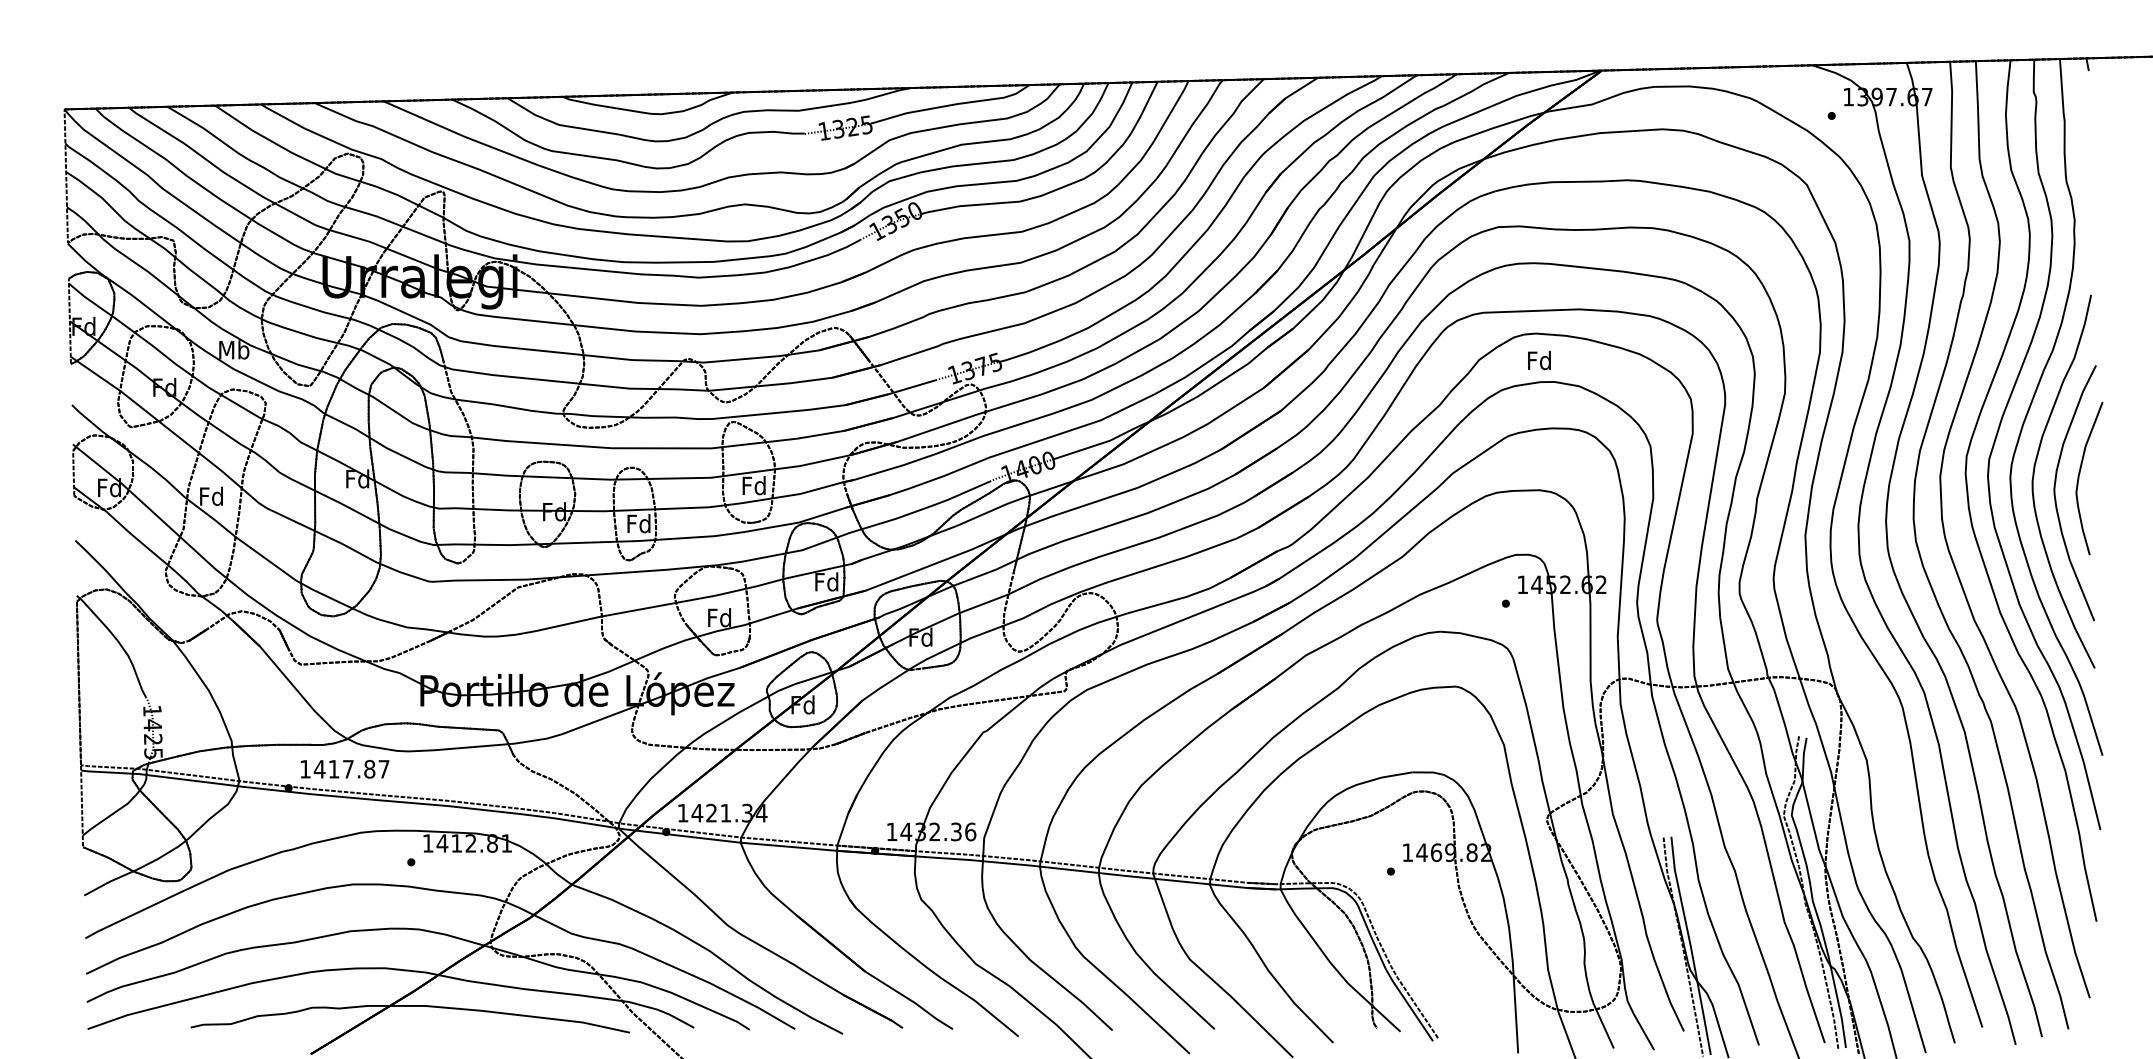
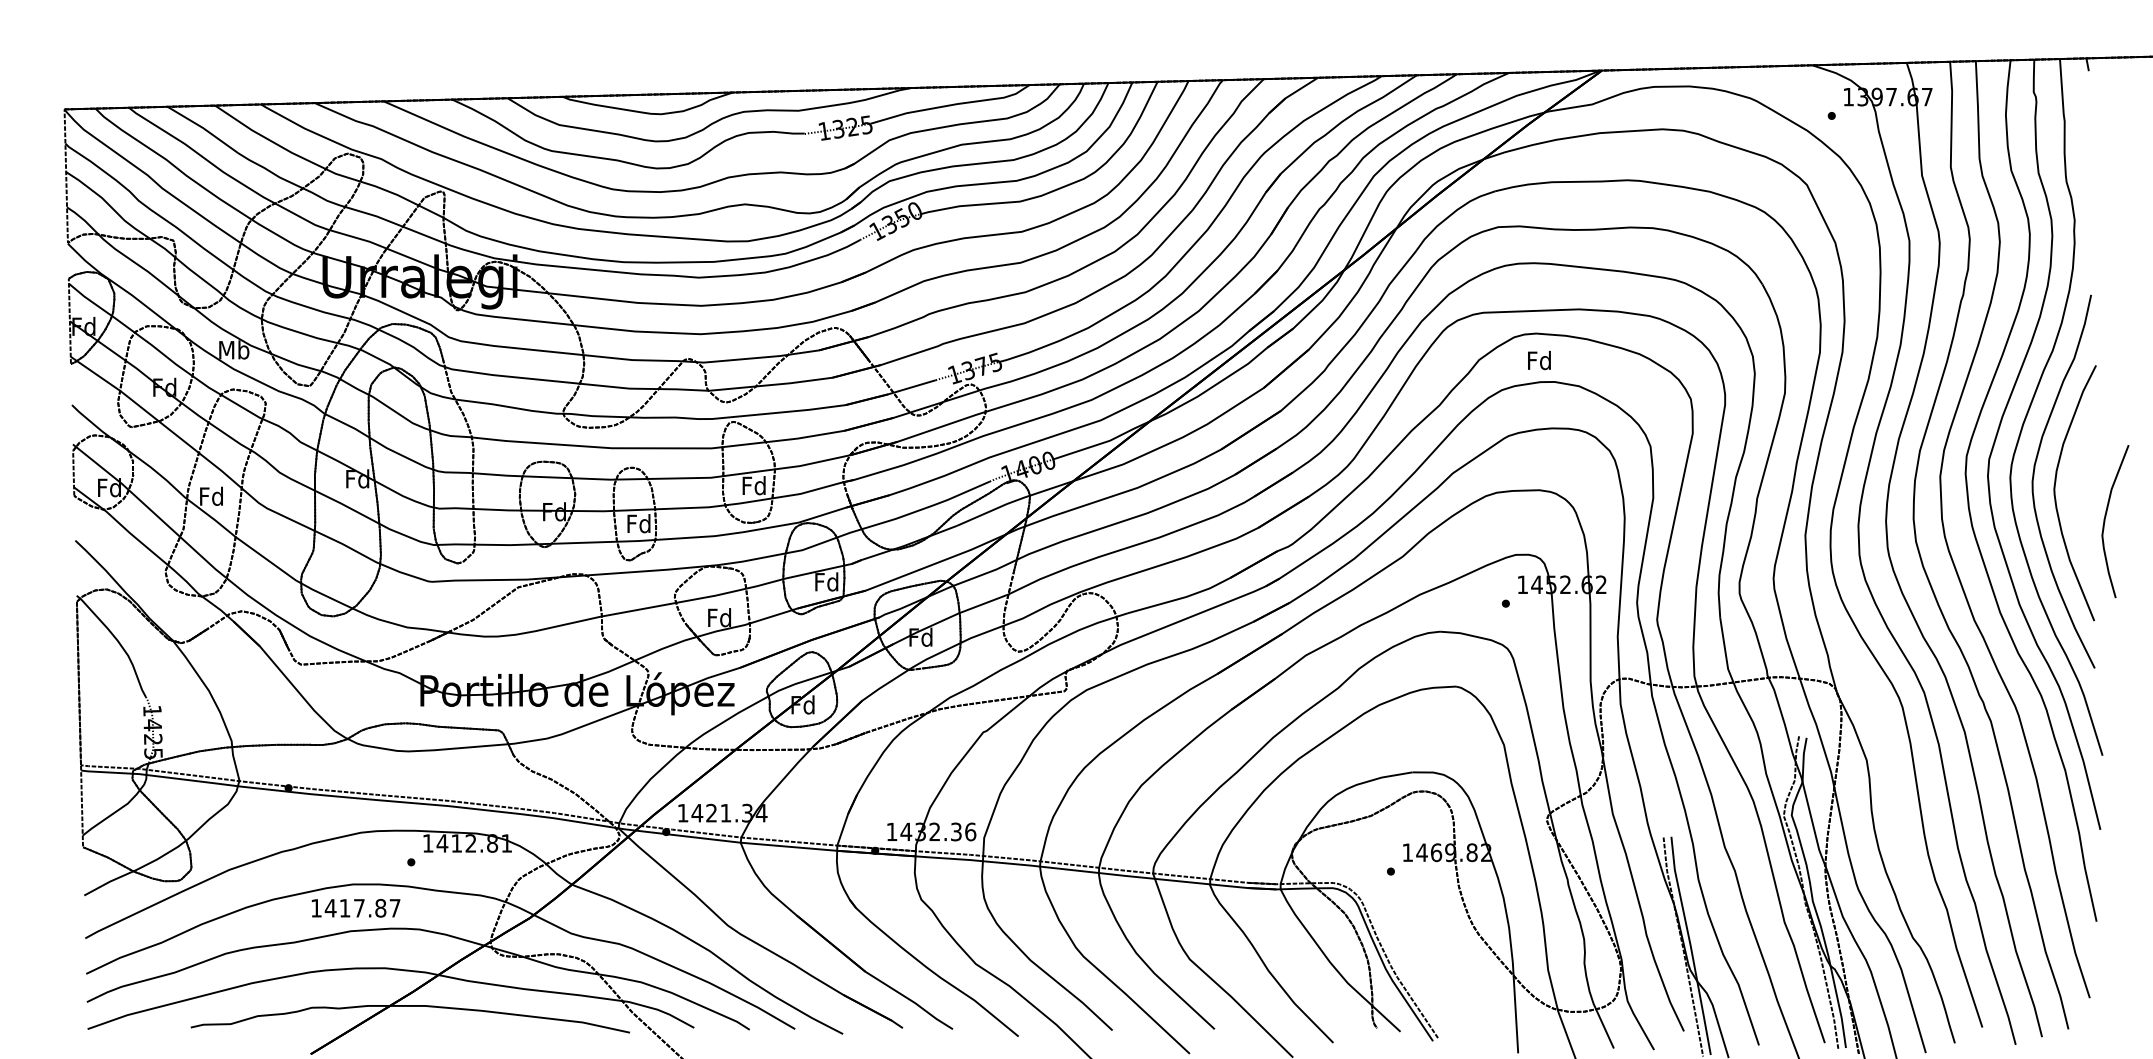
curve position: (2079, 478) -> (2105, 521) (2105, 521)
text position: (344, 769) -> (355, 908) (355, 908)
